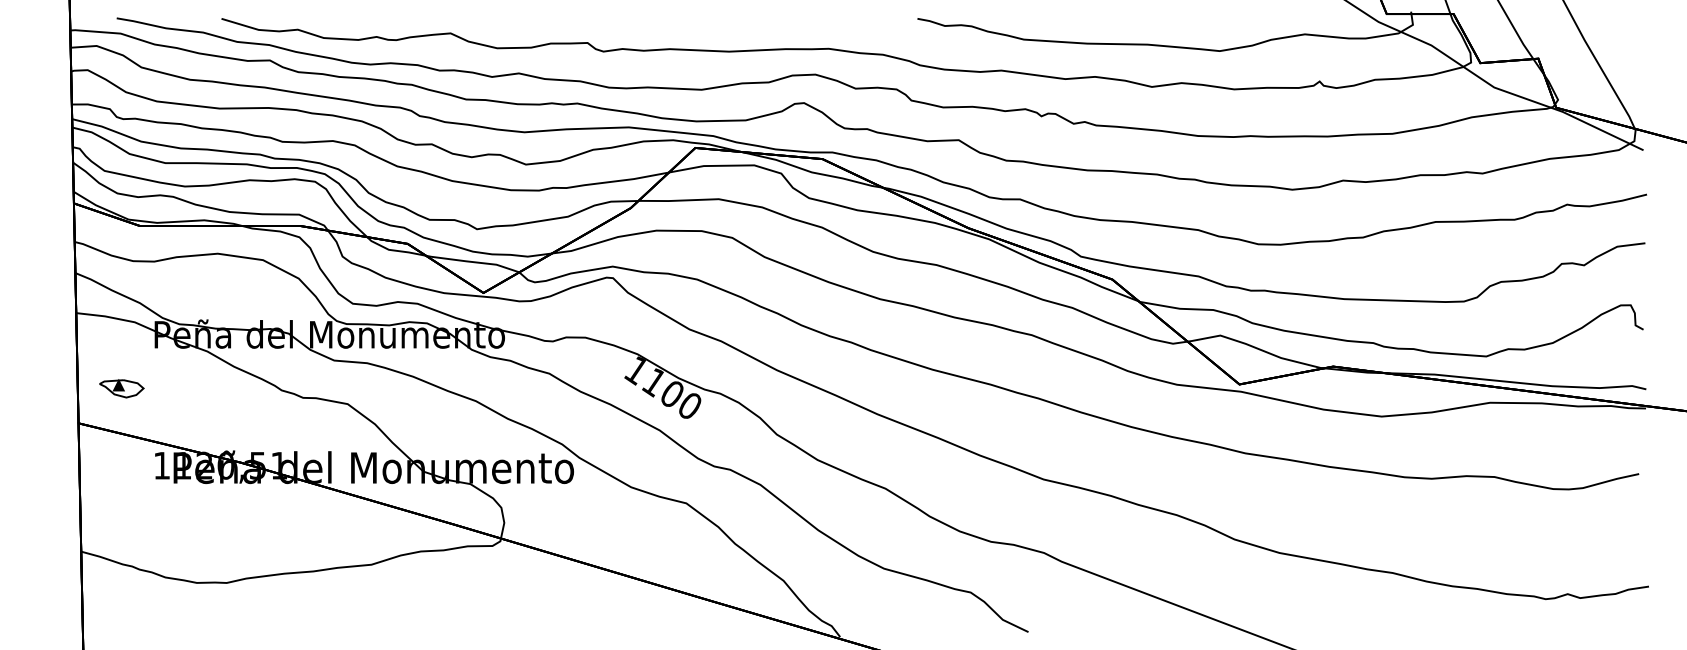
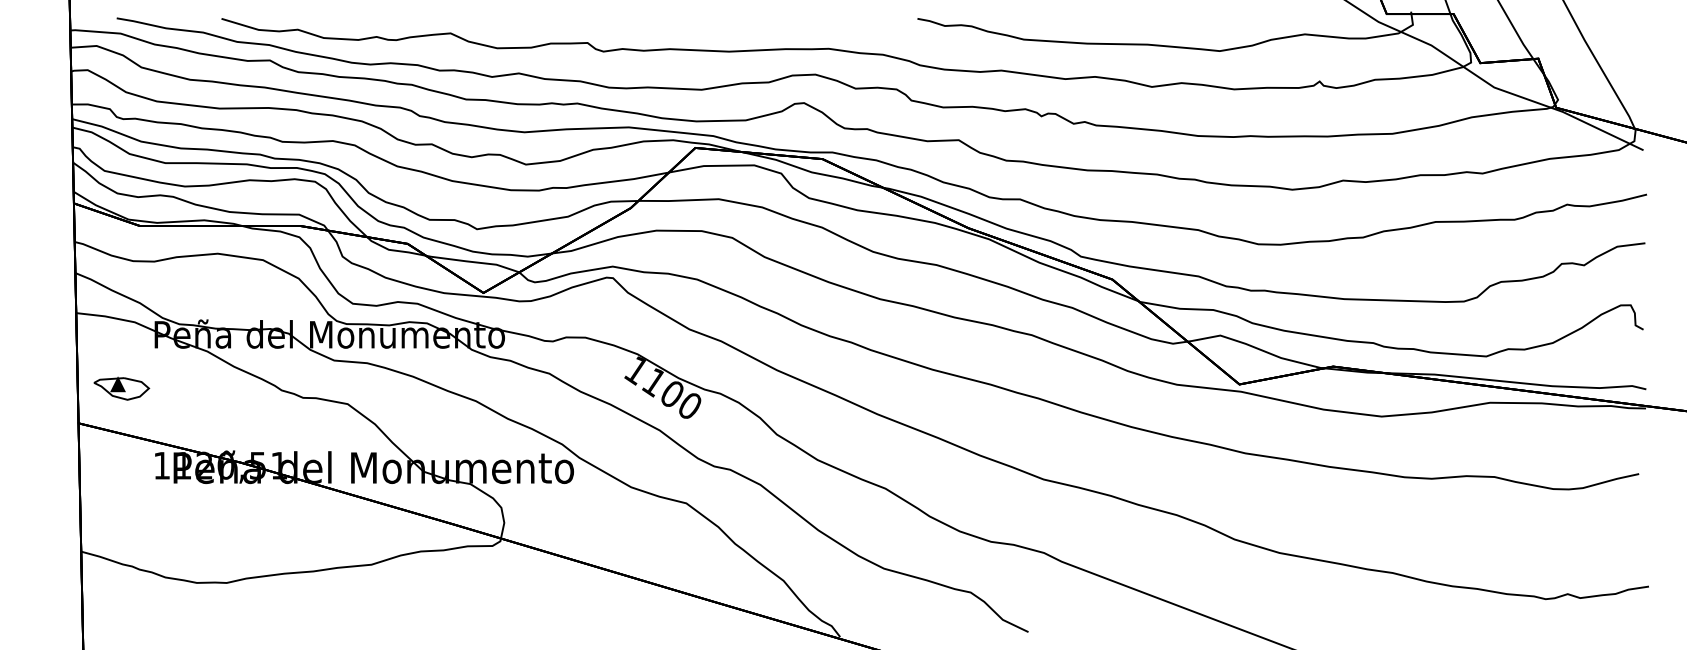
part size: 46x20 px -> 58x25 px (121, 388)
